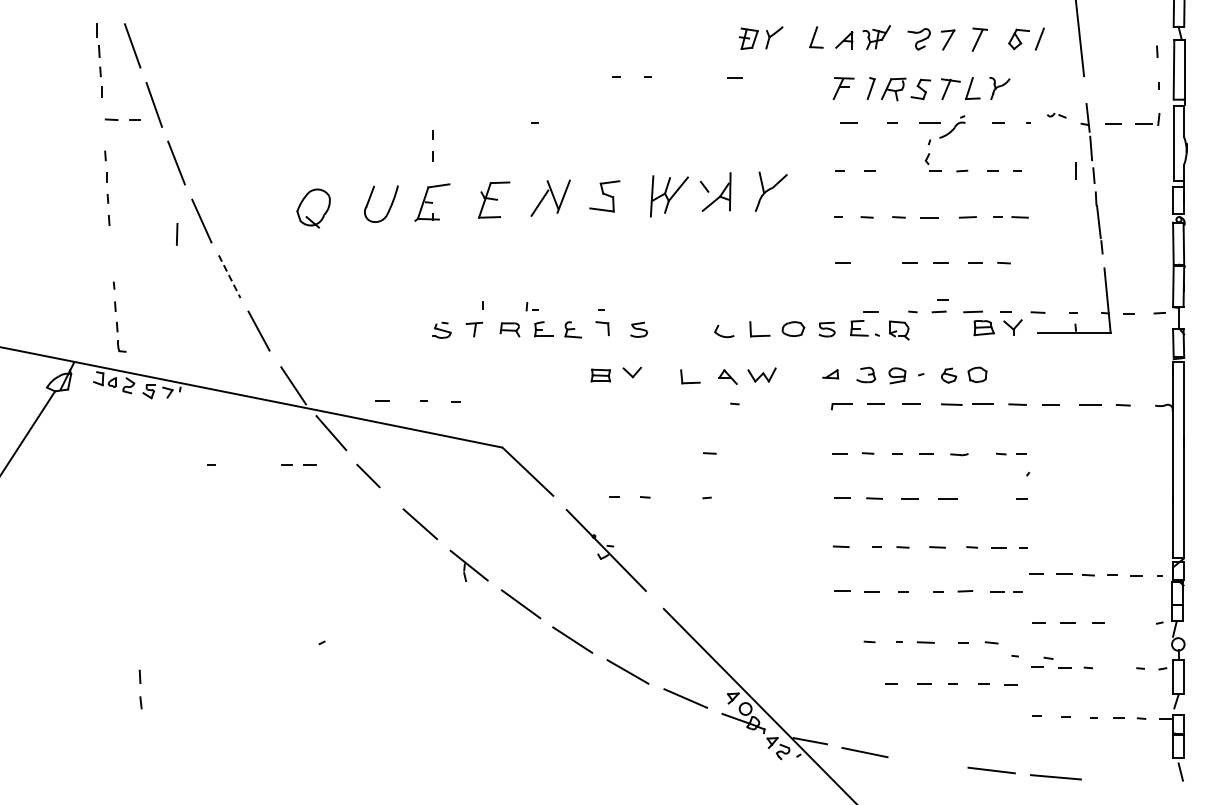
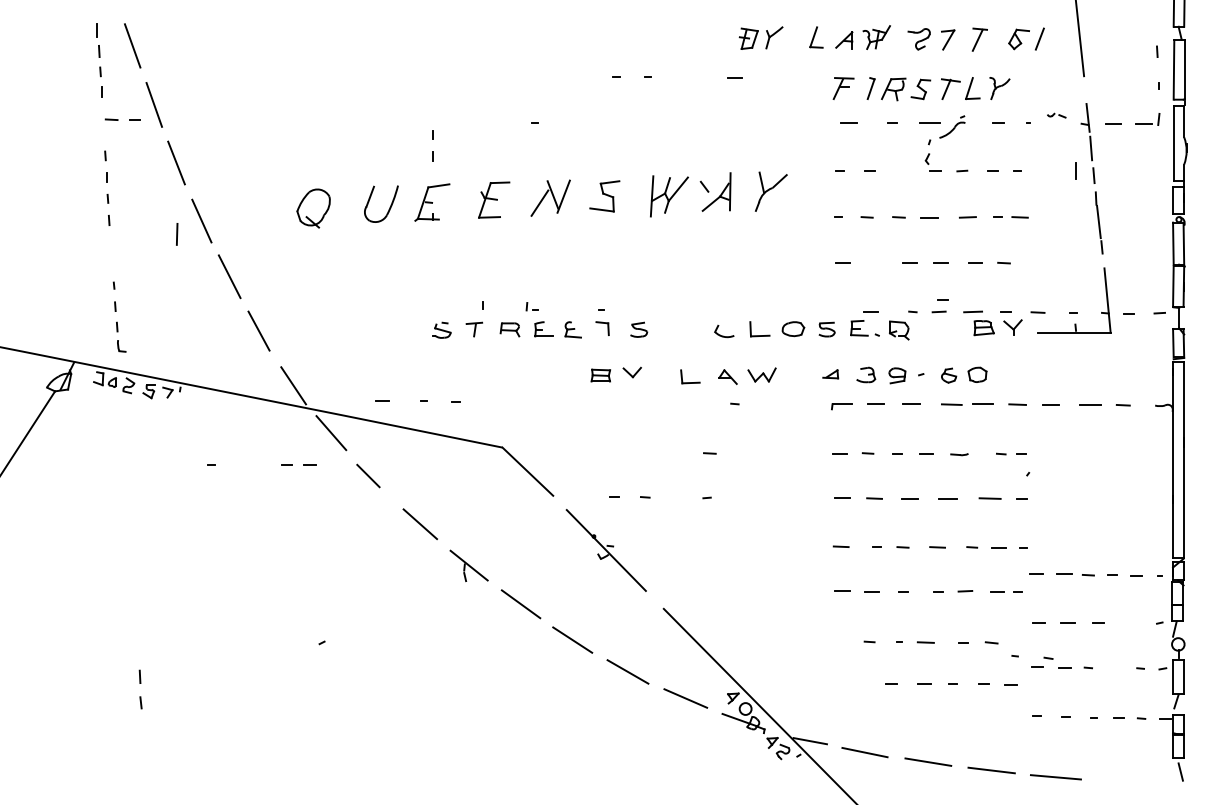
line: dashed -> solid (229, 276)
line: none -> present (989, 498)
line: none -> present (928, 761)
